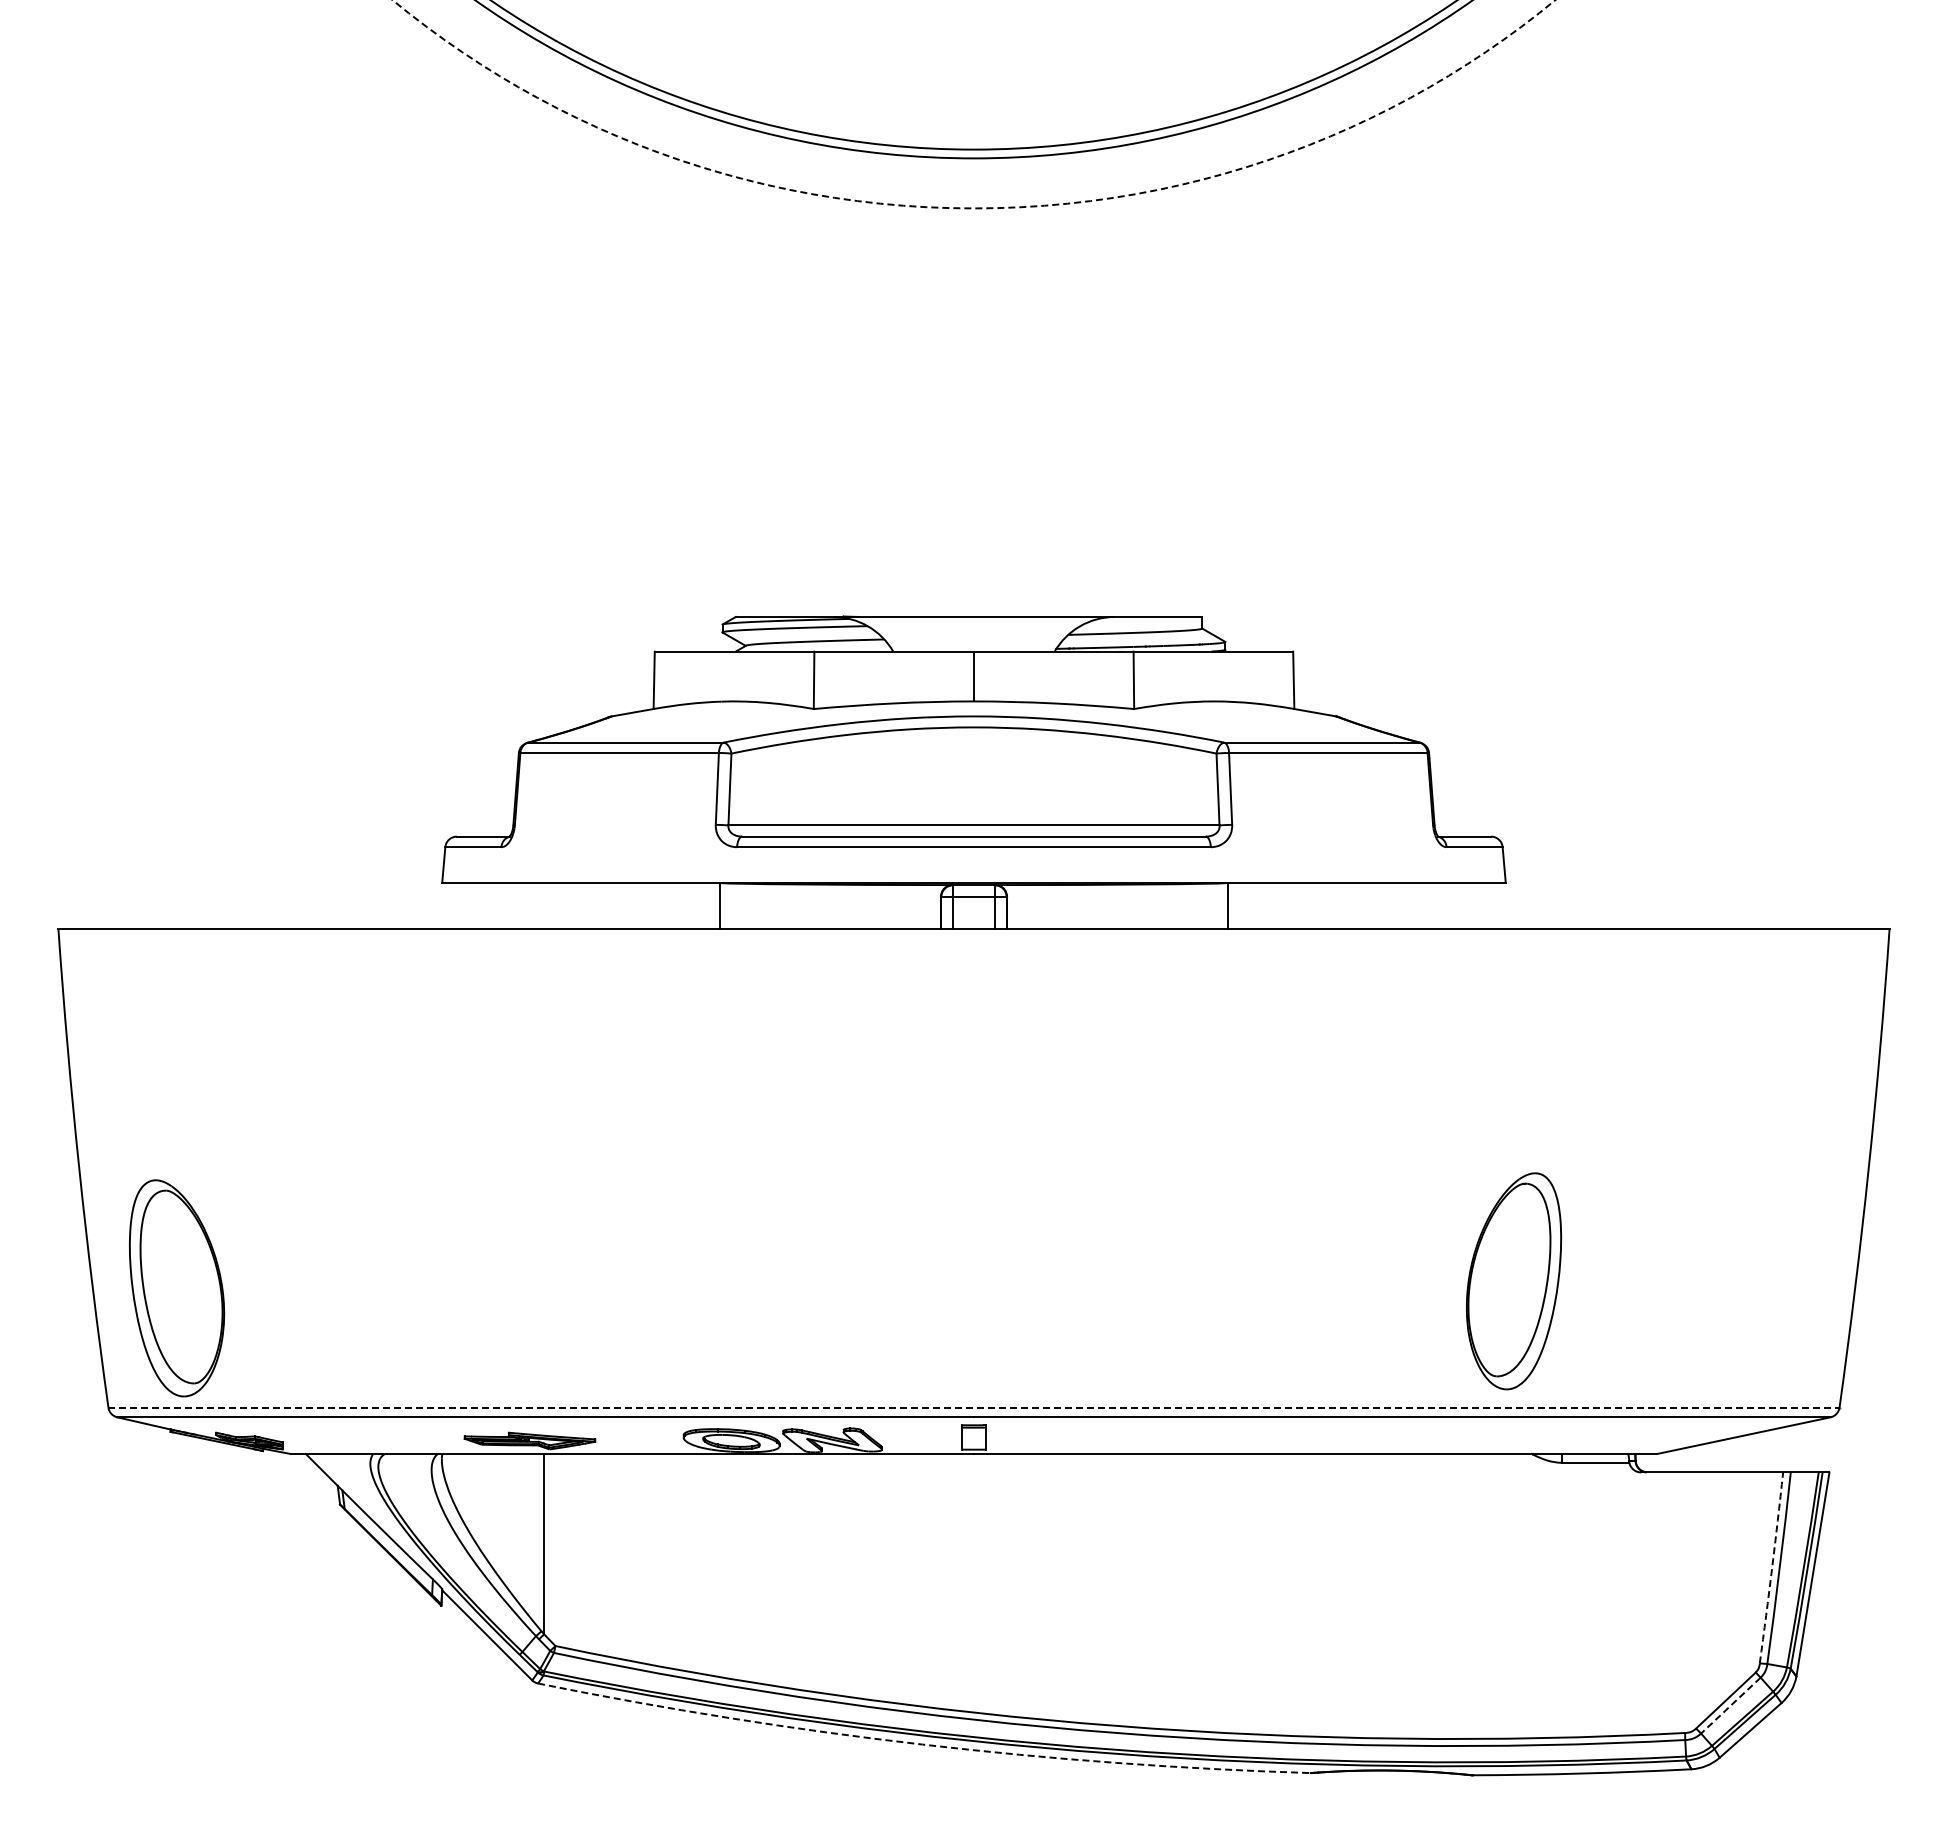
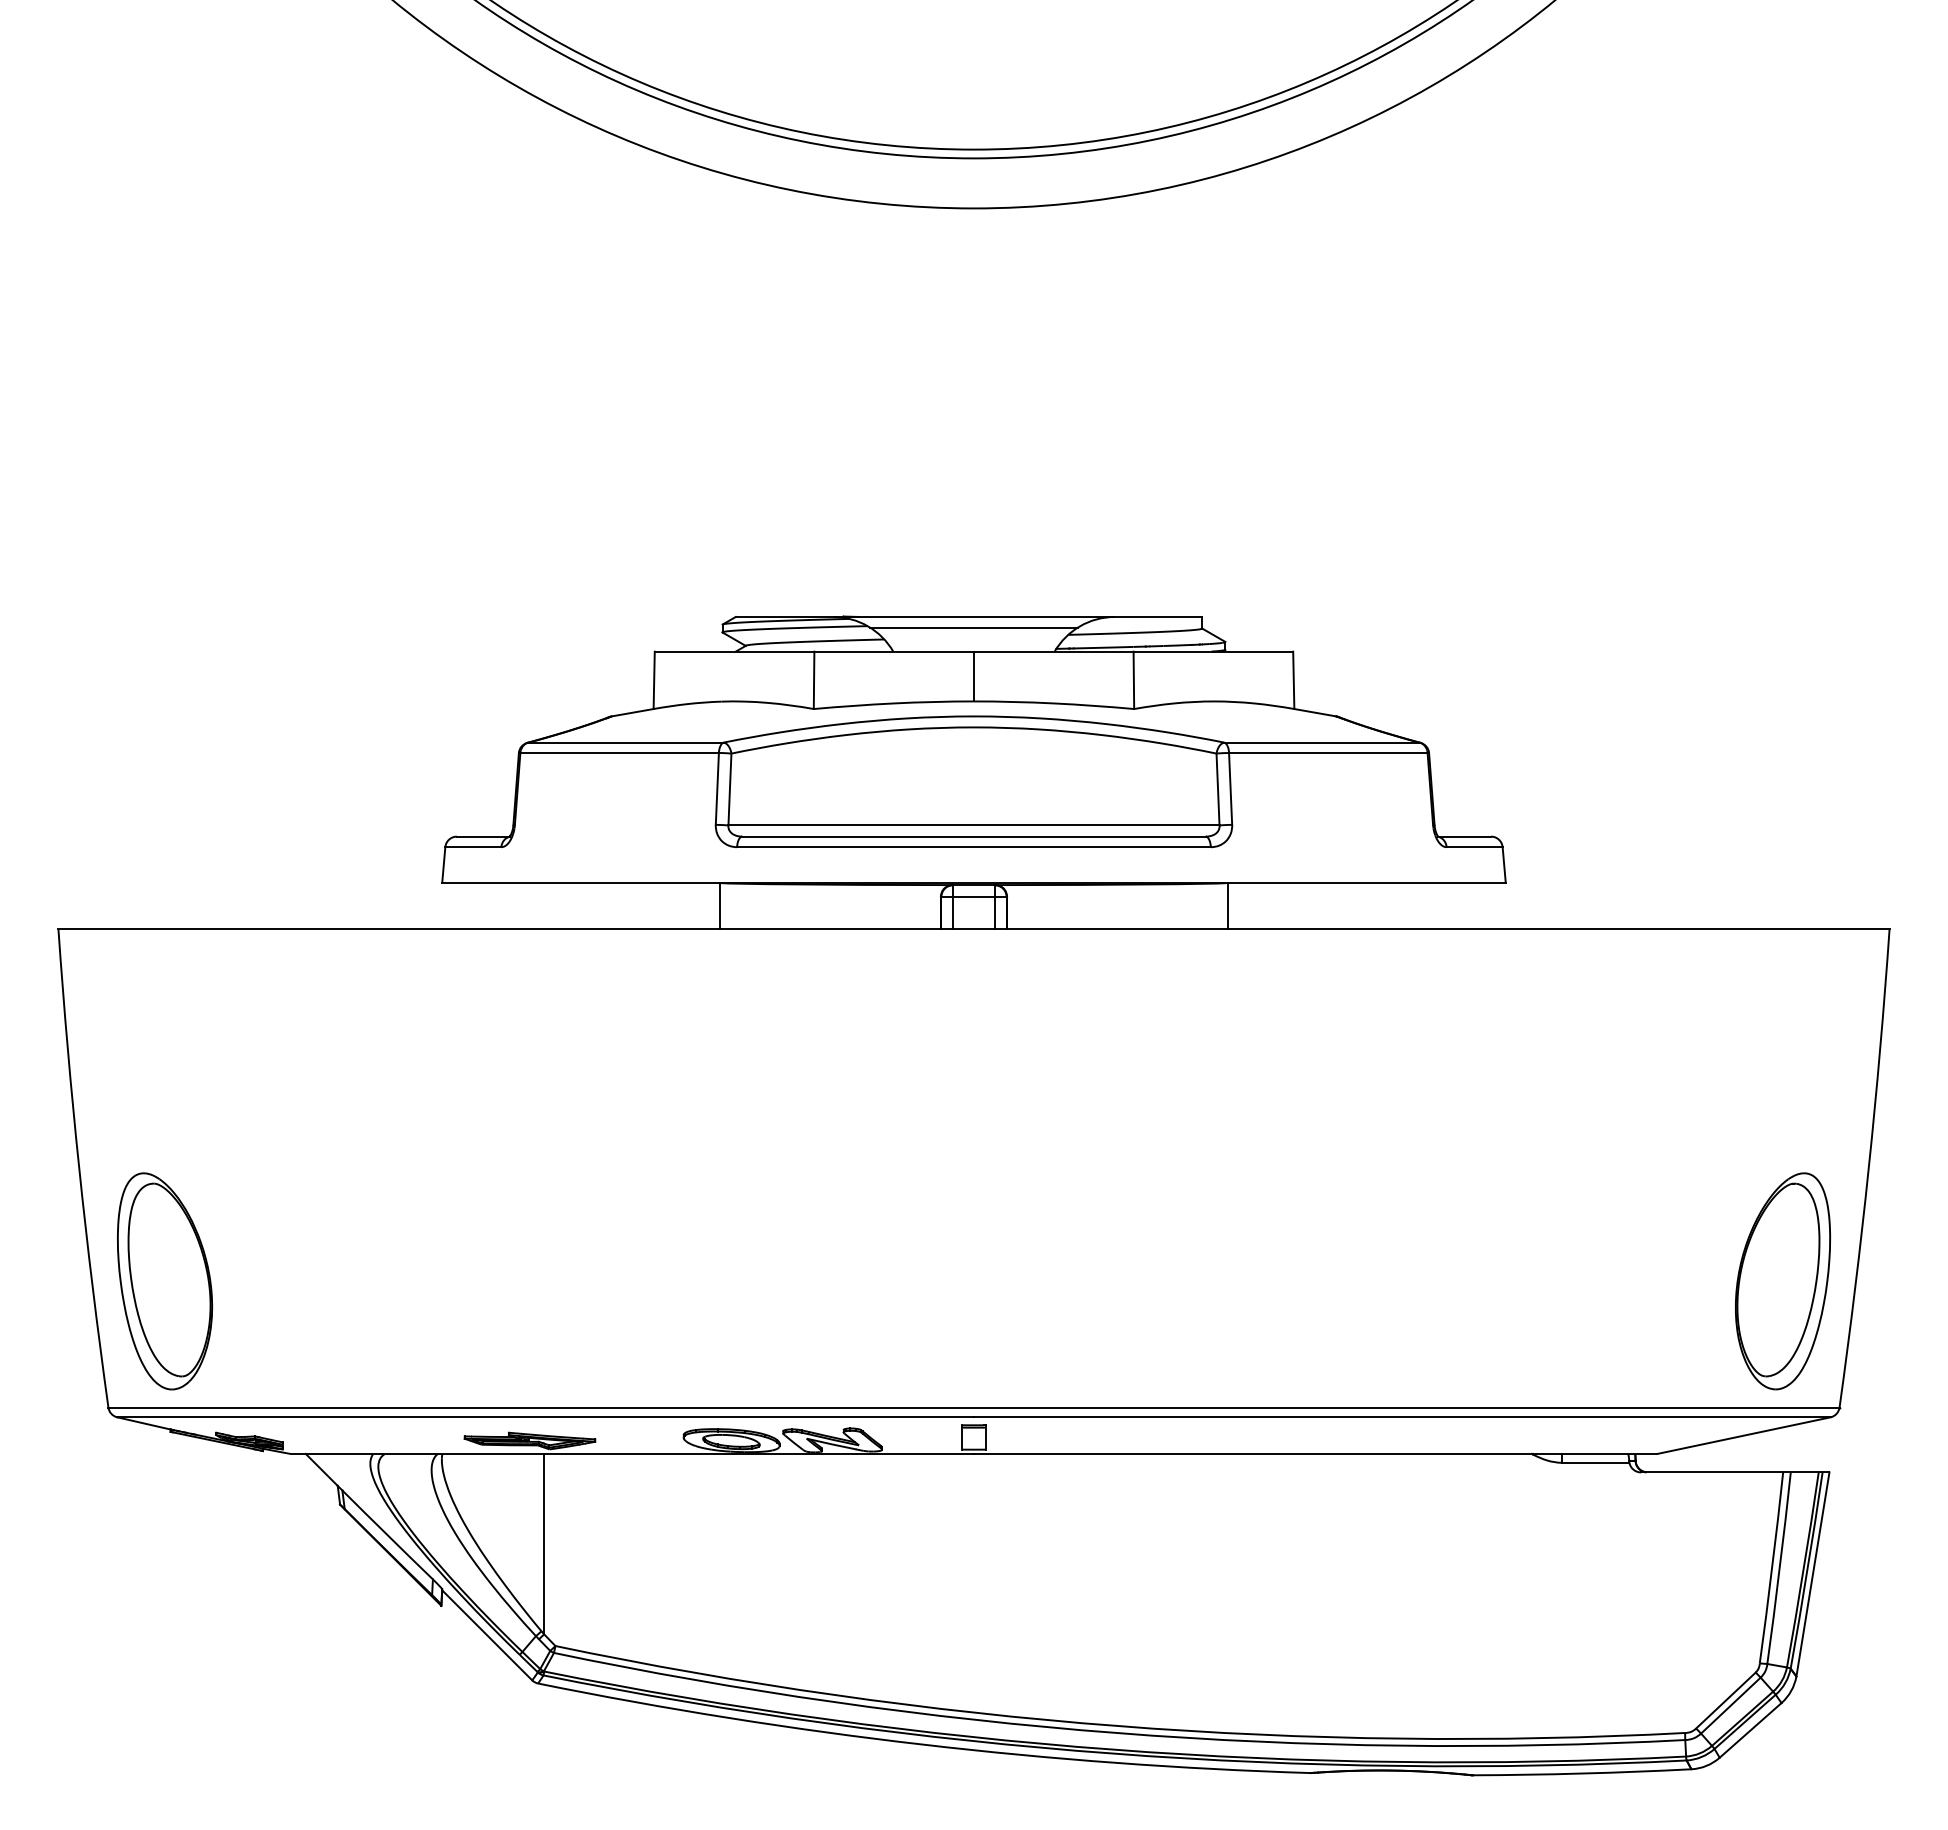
circle: dashed -> solid (973, 104)
line: none -> present (974, 627)
part position: (1513, 1281) -> (1782, 1281) (1782, 1281)
part position: (177, 1288) -> (165, 1281) (165, 1281)
line: dashed -> solid (973, 1407)
arc: dashed -> solid (1772, 1567)
line: dashed -> solid (1730, 1705)
arc: dashed -> solid (922, 1744)
